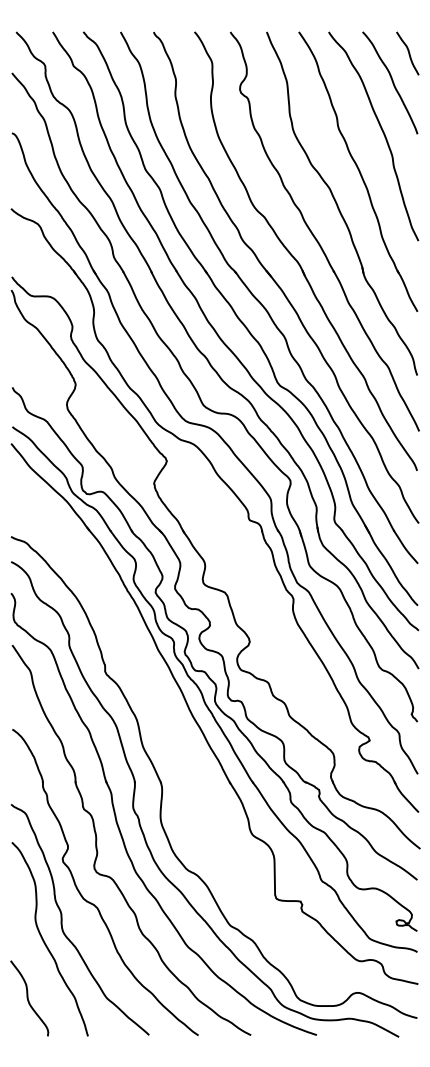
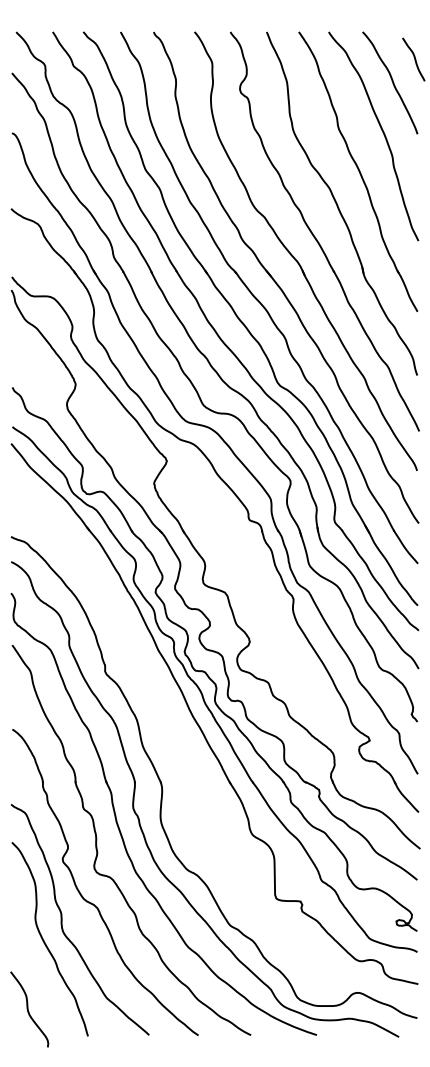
curve position: (408, 53) -> (414, 59) (414, 59)
curve position: (28, 998) -> (28, 1009) (28, 1009)
